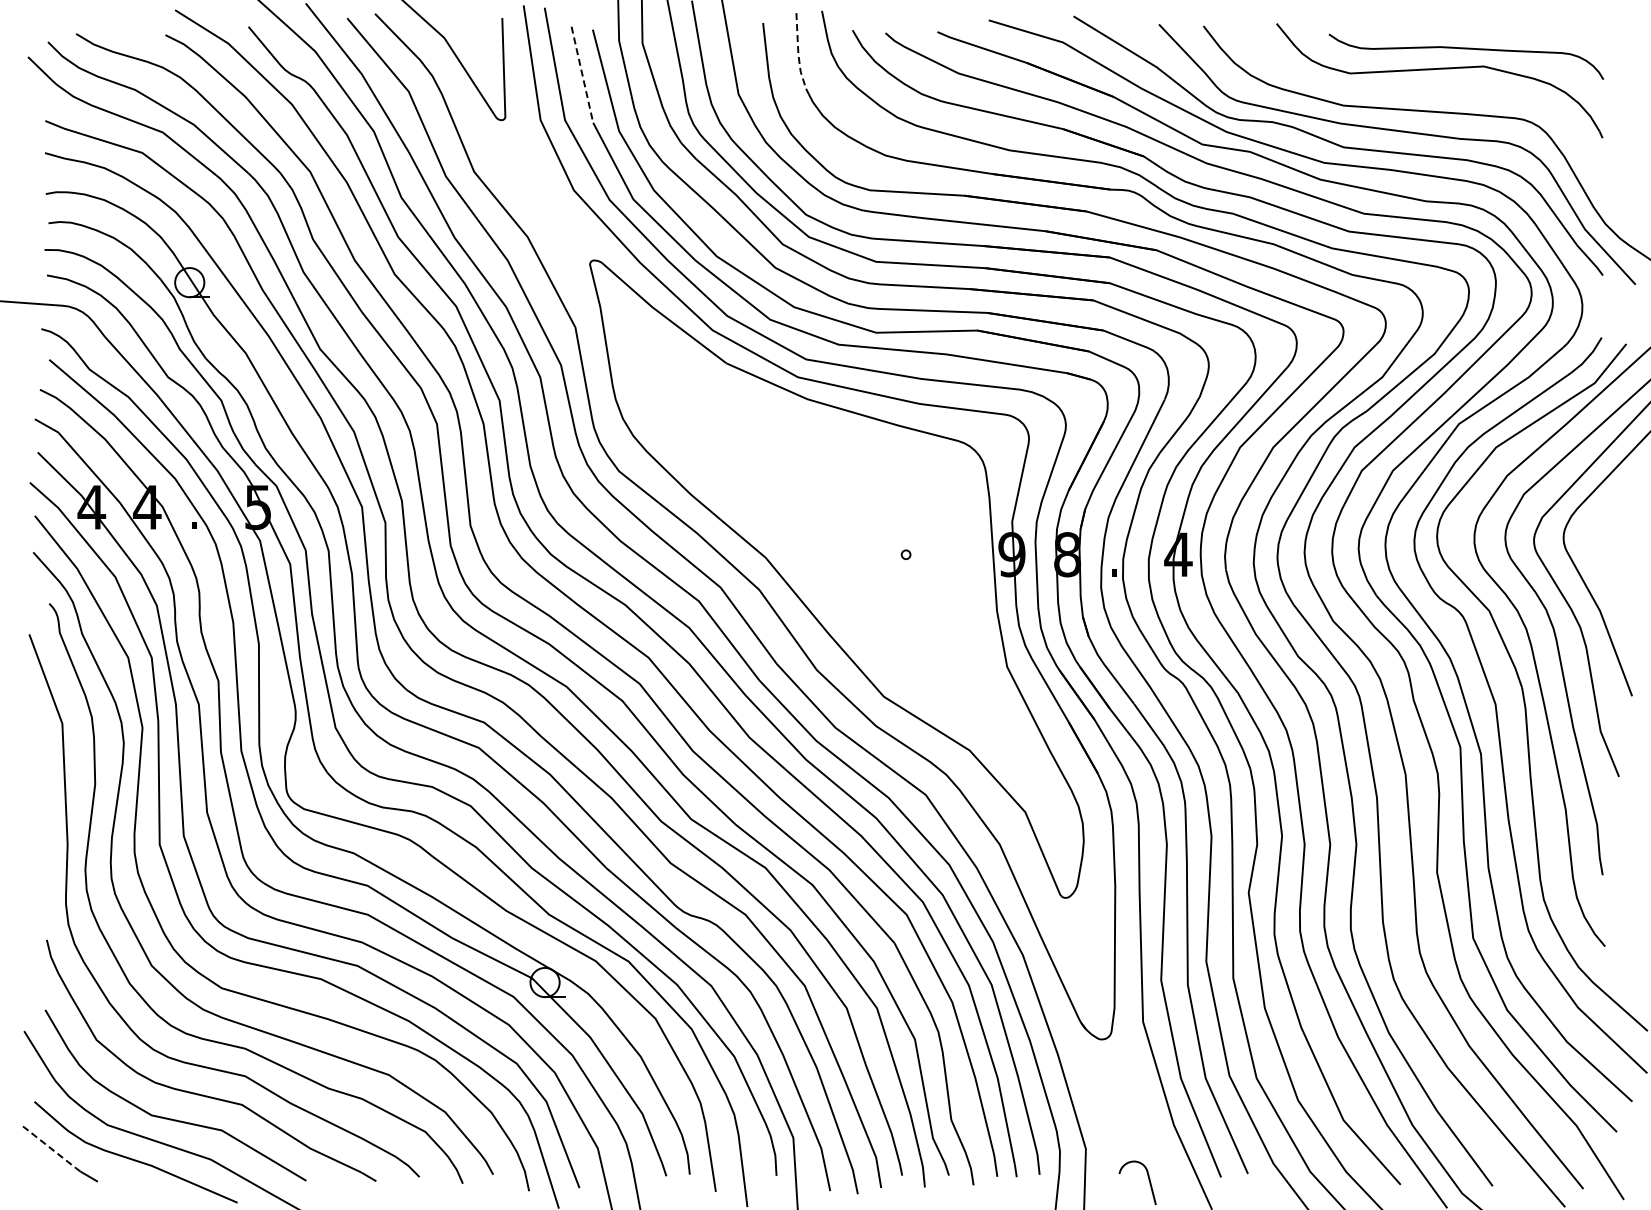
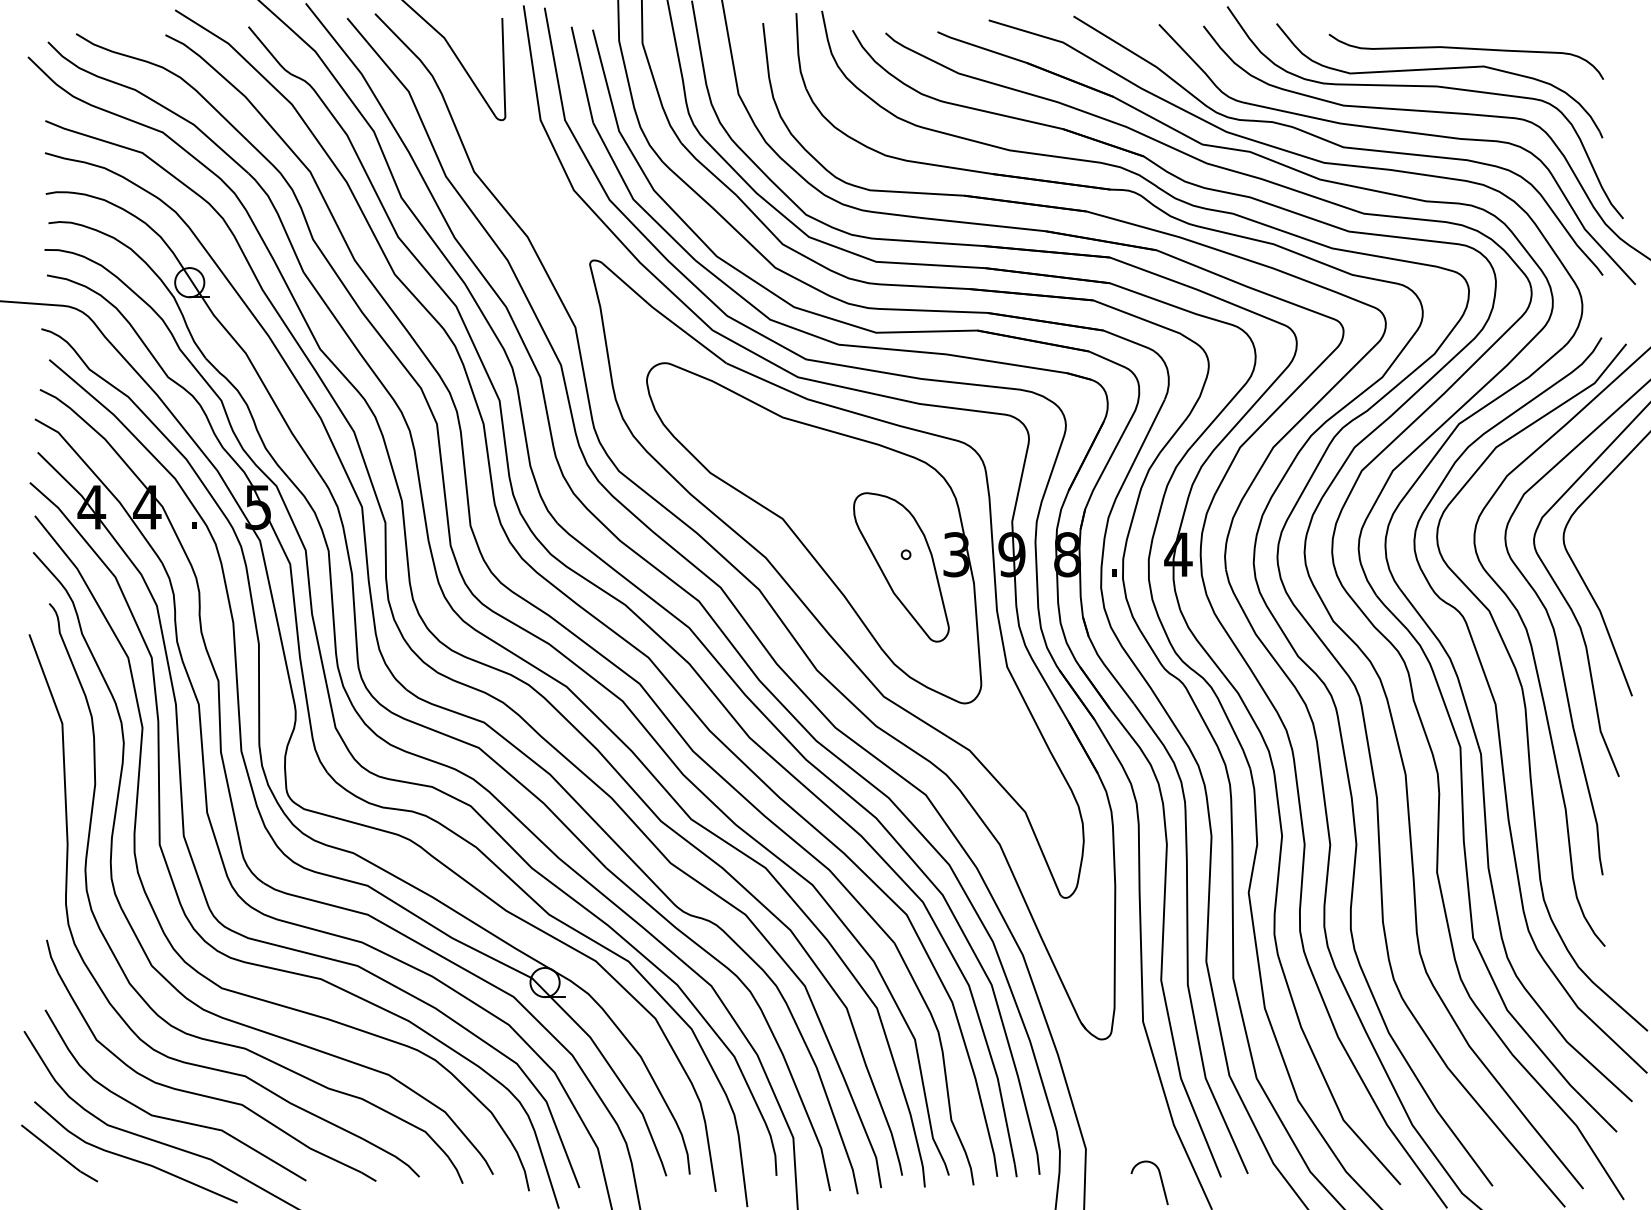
line: dashed -> solid (798, 52)
line: dashed -> solid (582, 75)
curve: none -> present (1424, 87)
part: none -> present (814, 533)
line: dashed -> solid (50, 1148)
curve position: (1148, 1180) -> (1160, 1180) (1160, 1180)
